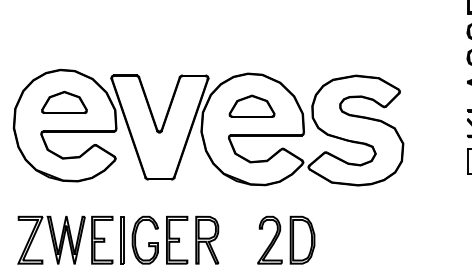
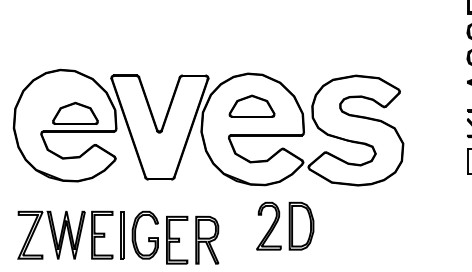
part position: (64, 101) -> (75, 112) (75, 112)
part position: (87, 239) -> (87, 234) (87, 234)
part position: (286, 239) -> (285, 225) (285, 225)
